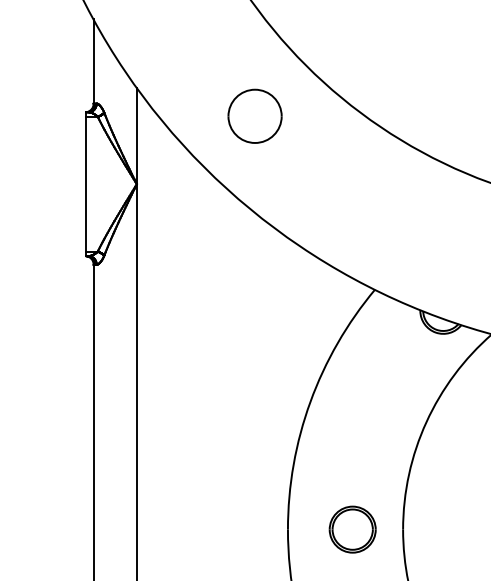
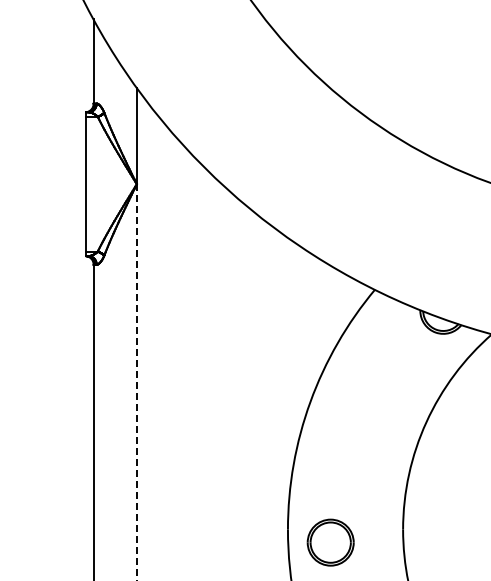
part: present -> none (254, 115)
line: solid -> dashed (136, 382)
part position: (352, 529) -> (330, 542) (330, 542)
